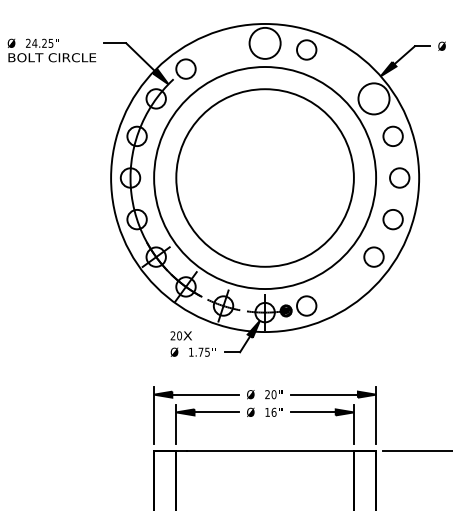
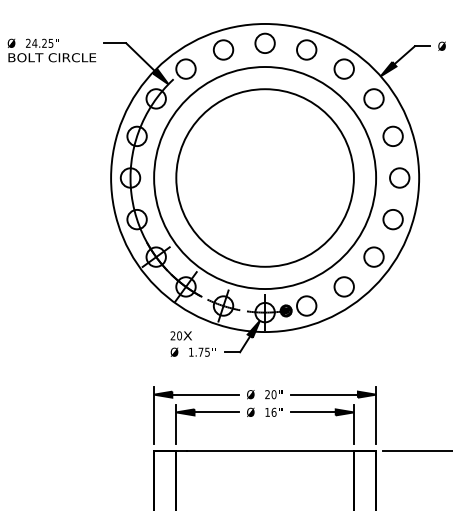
circle diameter: 31 px -> 19 px (264, 43)
circle: none -> present (223, 49)
circle: none -> present (343, 68)
circle diameter: 31 px -> 19 px (373, 98)
circle: none -> present (343, 286)
